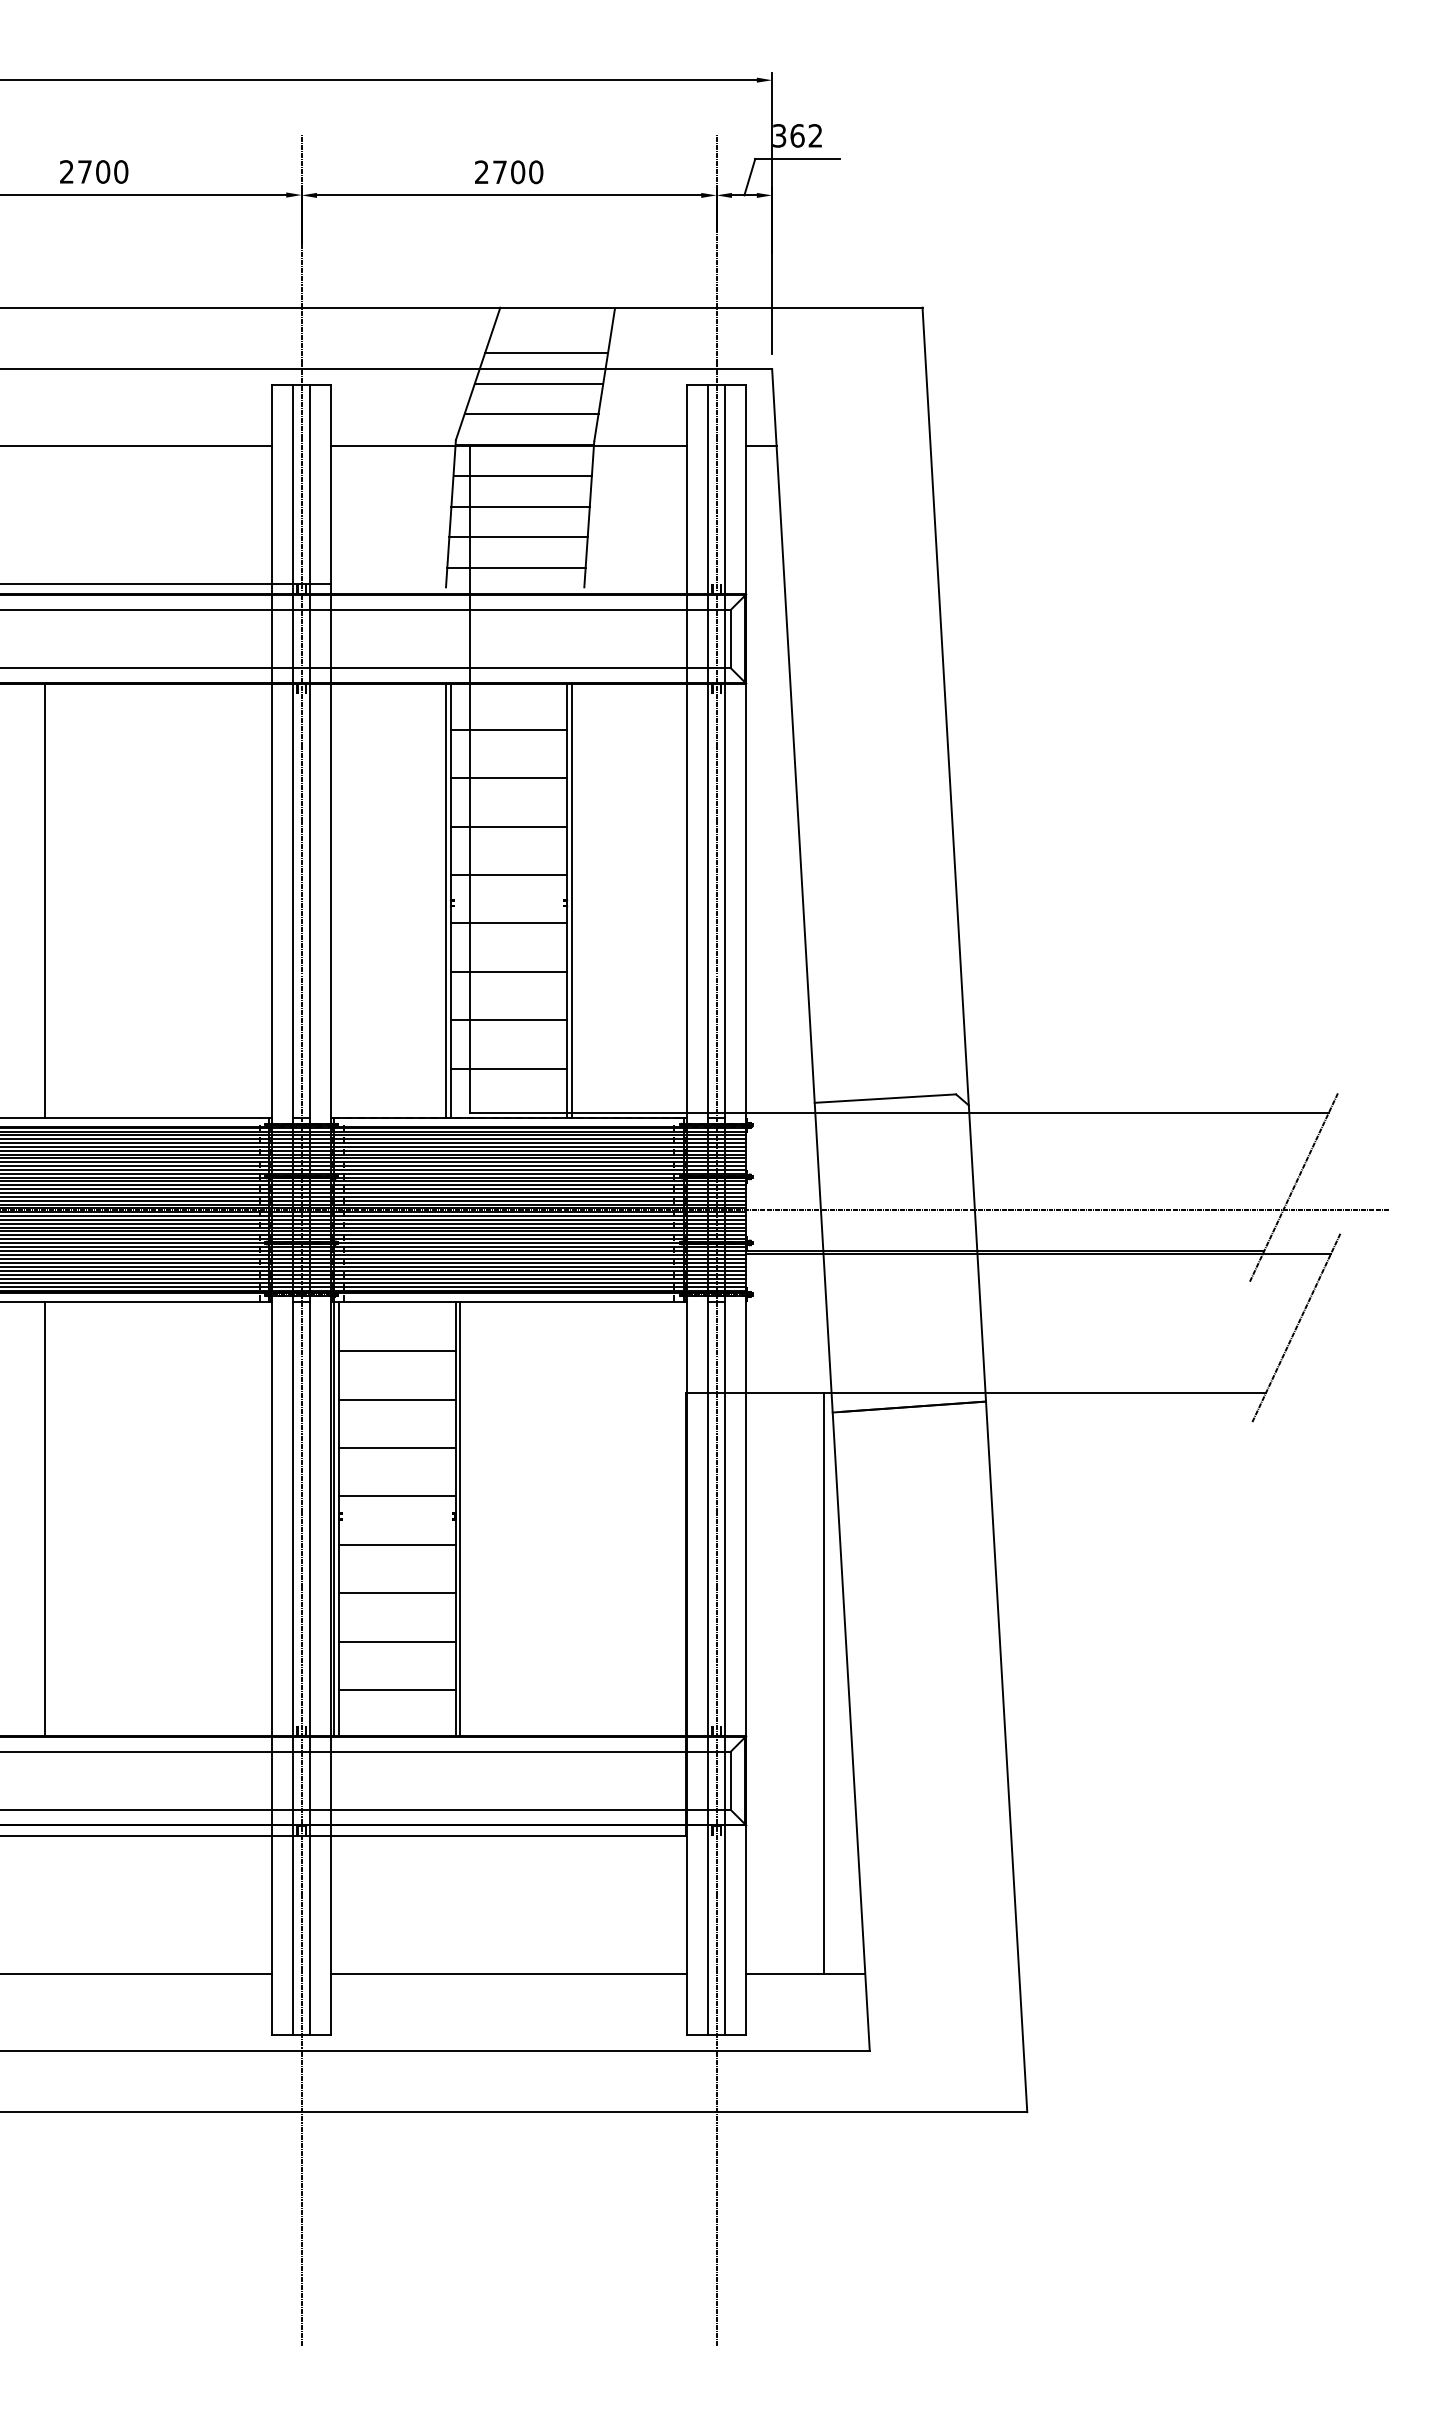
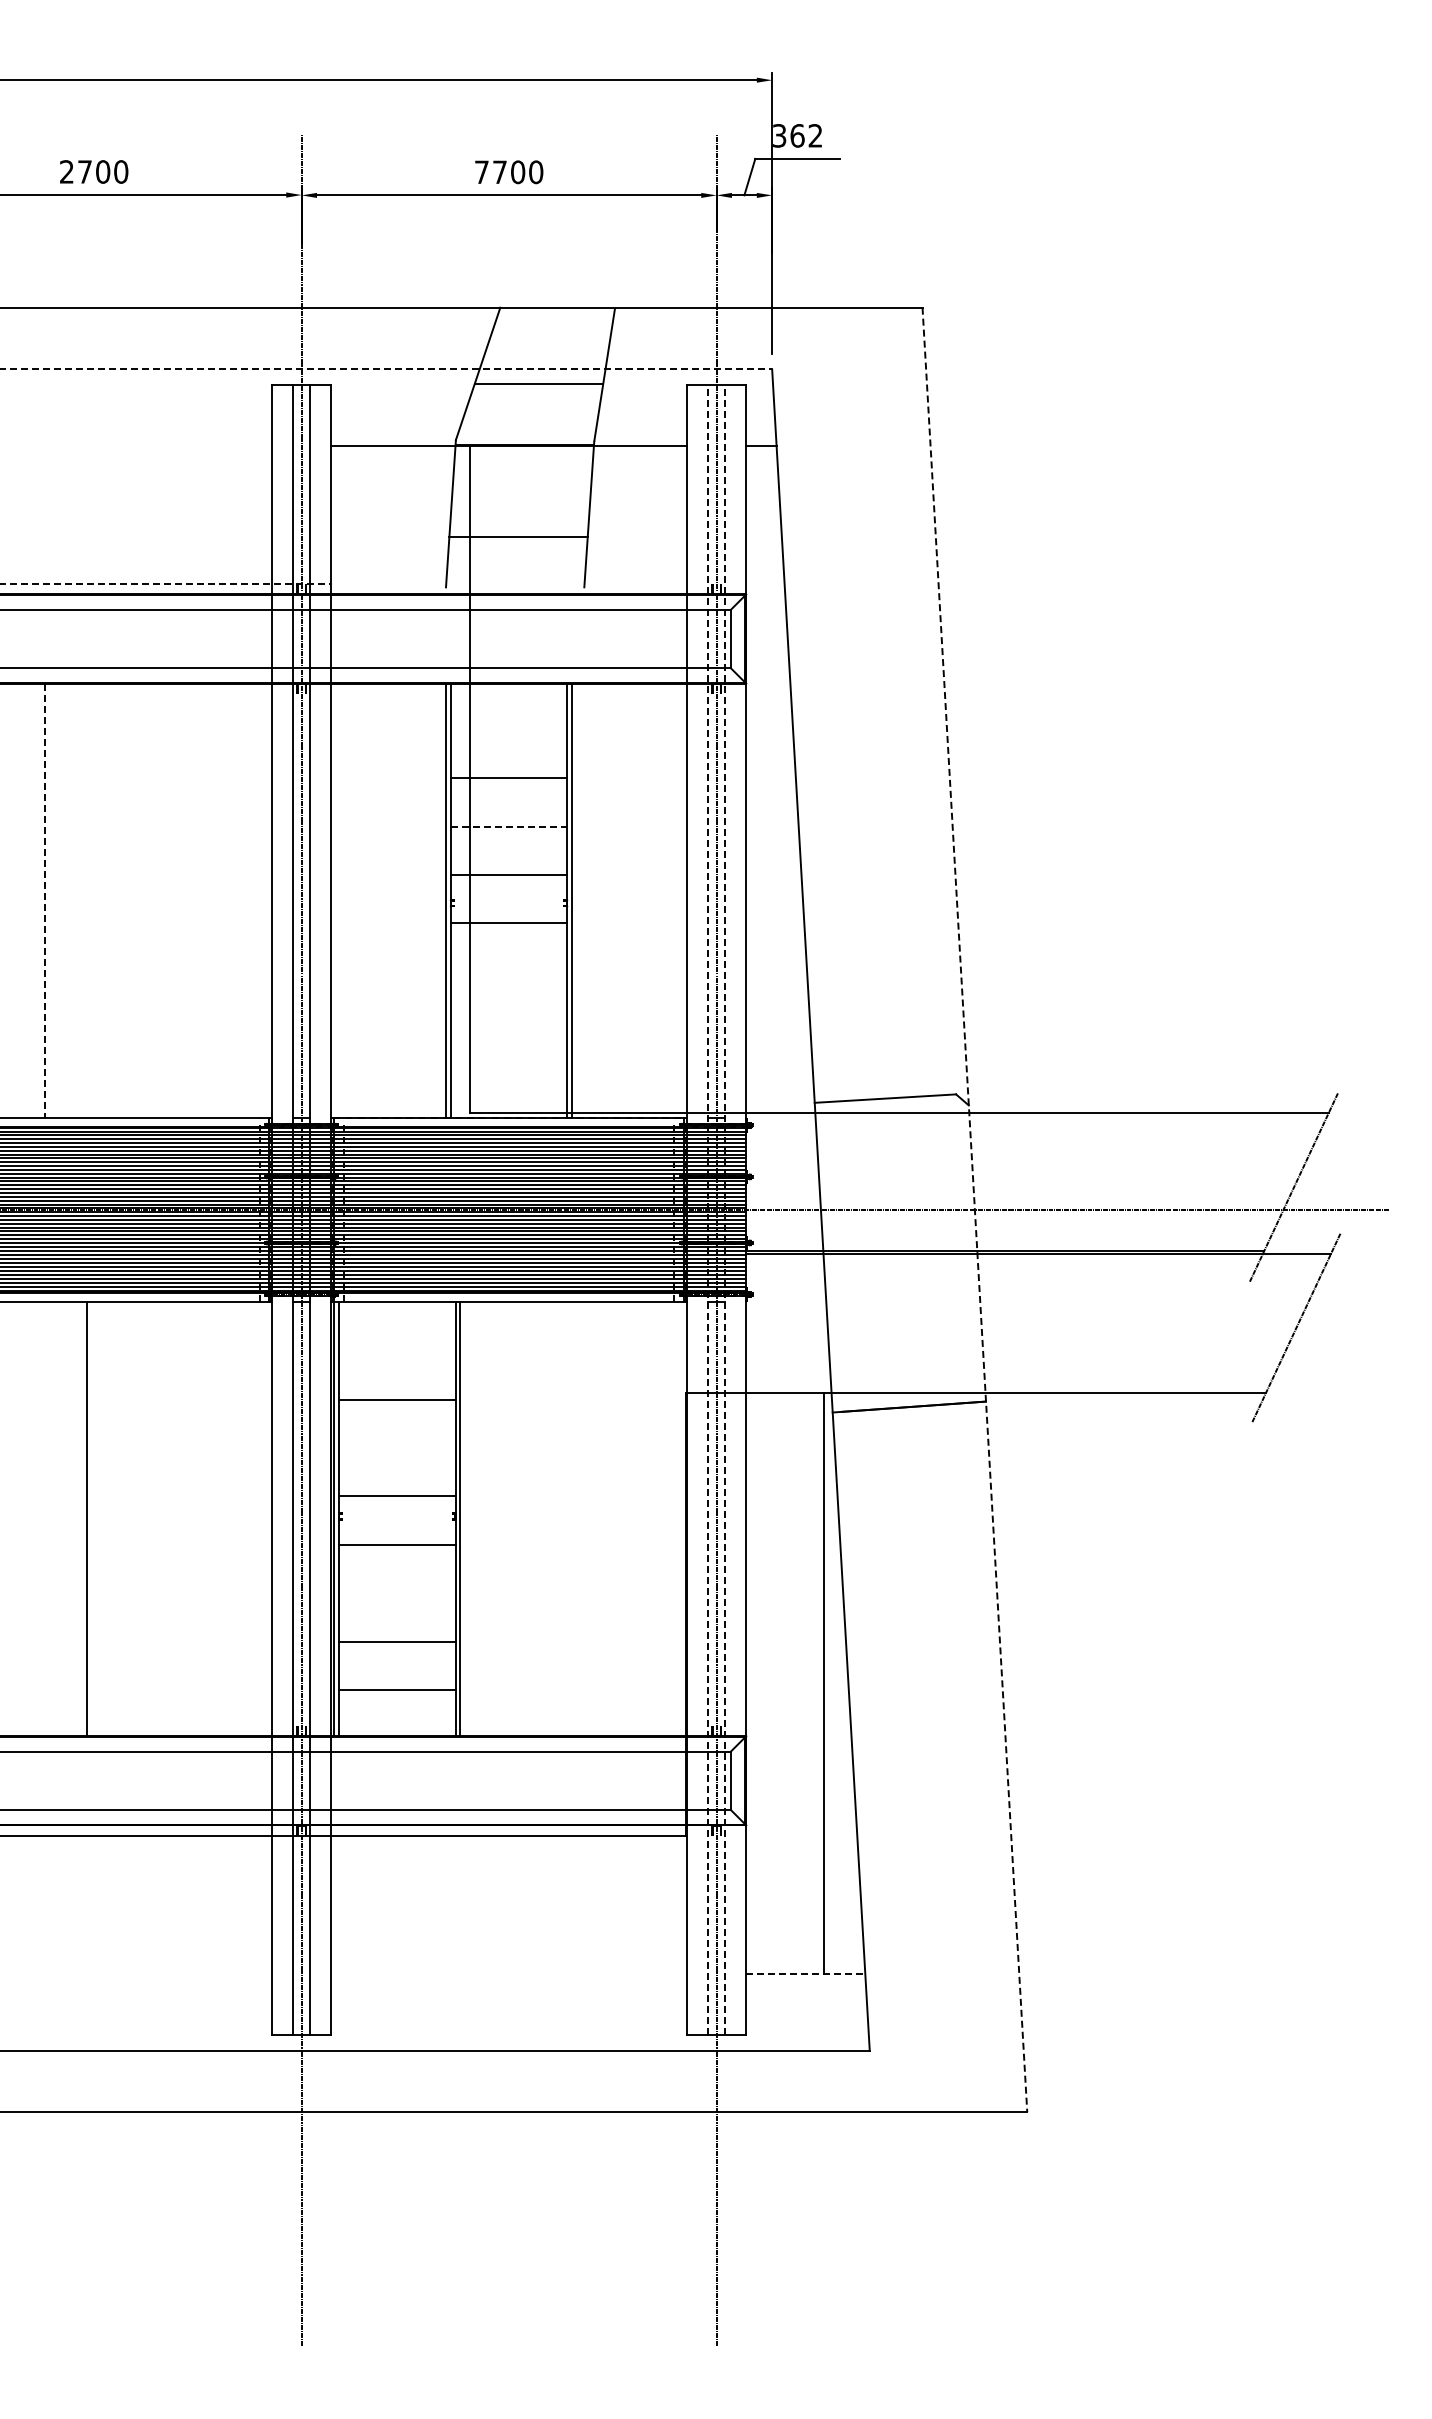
text: 2700 -> 7700 (481, 171)
line: present -> none (546, 352)
line: solid -> dashed (386, 369)
line: present -> none (531, 414)
line: present -> none (136, 446)
line: present -> none (522, 475)
line: present -> none (520, 506)
line: present -> none (516, 568)
line: solid -> dashed (166, 584)
line: present -> none (508, 729)
line: solid -> dashed (509, 826)
line: solid -> dashed (45, 901)
line: present -> none (508, 971)
line: present -> none (508, 1020)
line: present -> none (508, 1068)
line: solid -> dashed (707, 1209)
line: solid -> dashed (725, 1209)
line: solid -> dashed (974, 1209)
line: present -> none (396, 1351)
line: present -> none (396, 1448)
line position: (45, 1519) -> (87, 1519) (87, 1519)
line: present -> none (396, 1593)
line: present -> none (136, 1973)
line: present -> none (508, 1973)
line: solid -> dashed (805, 1973)
